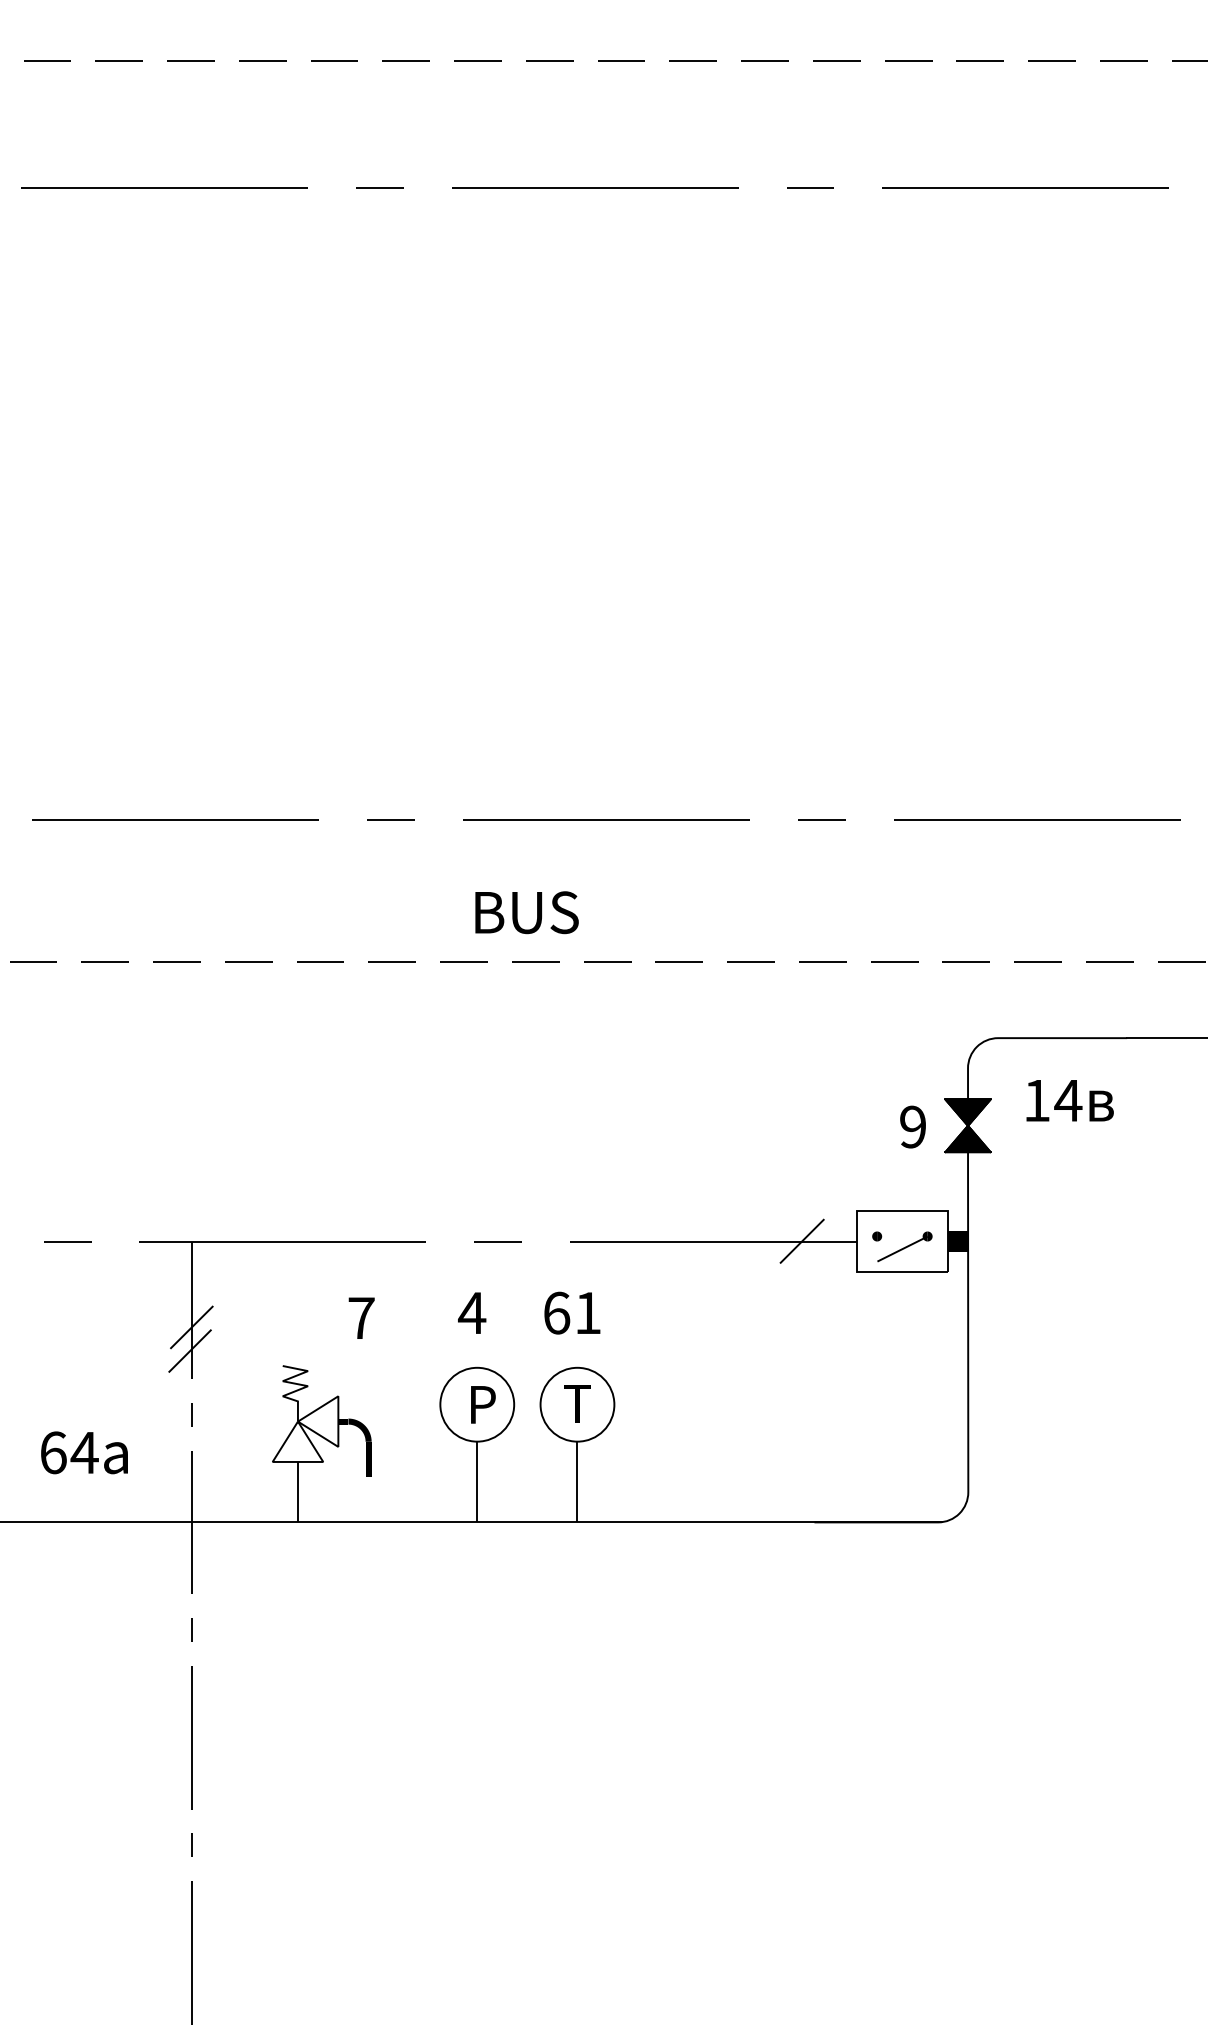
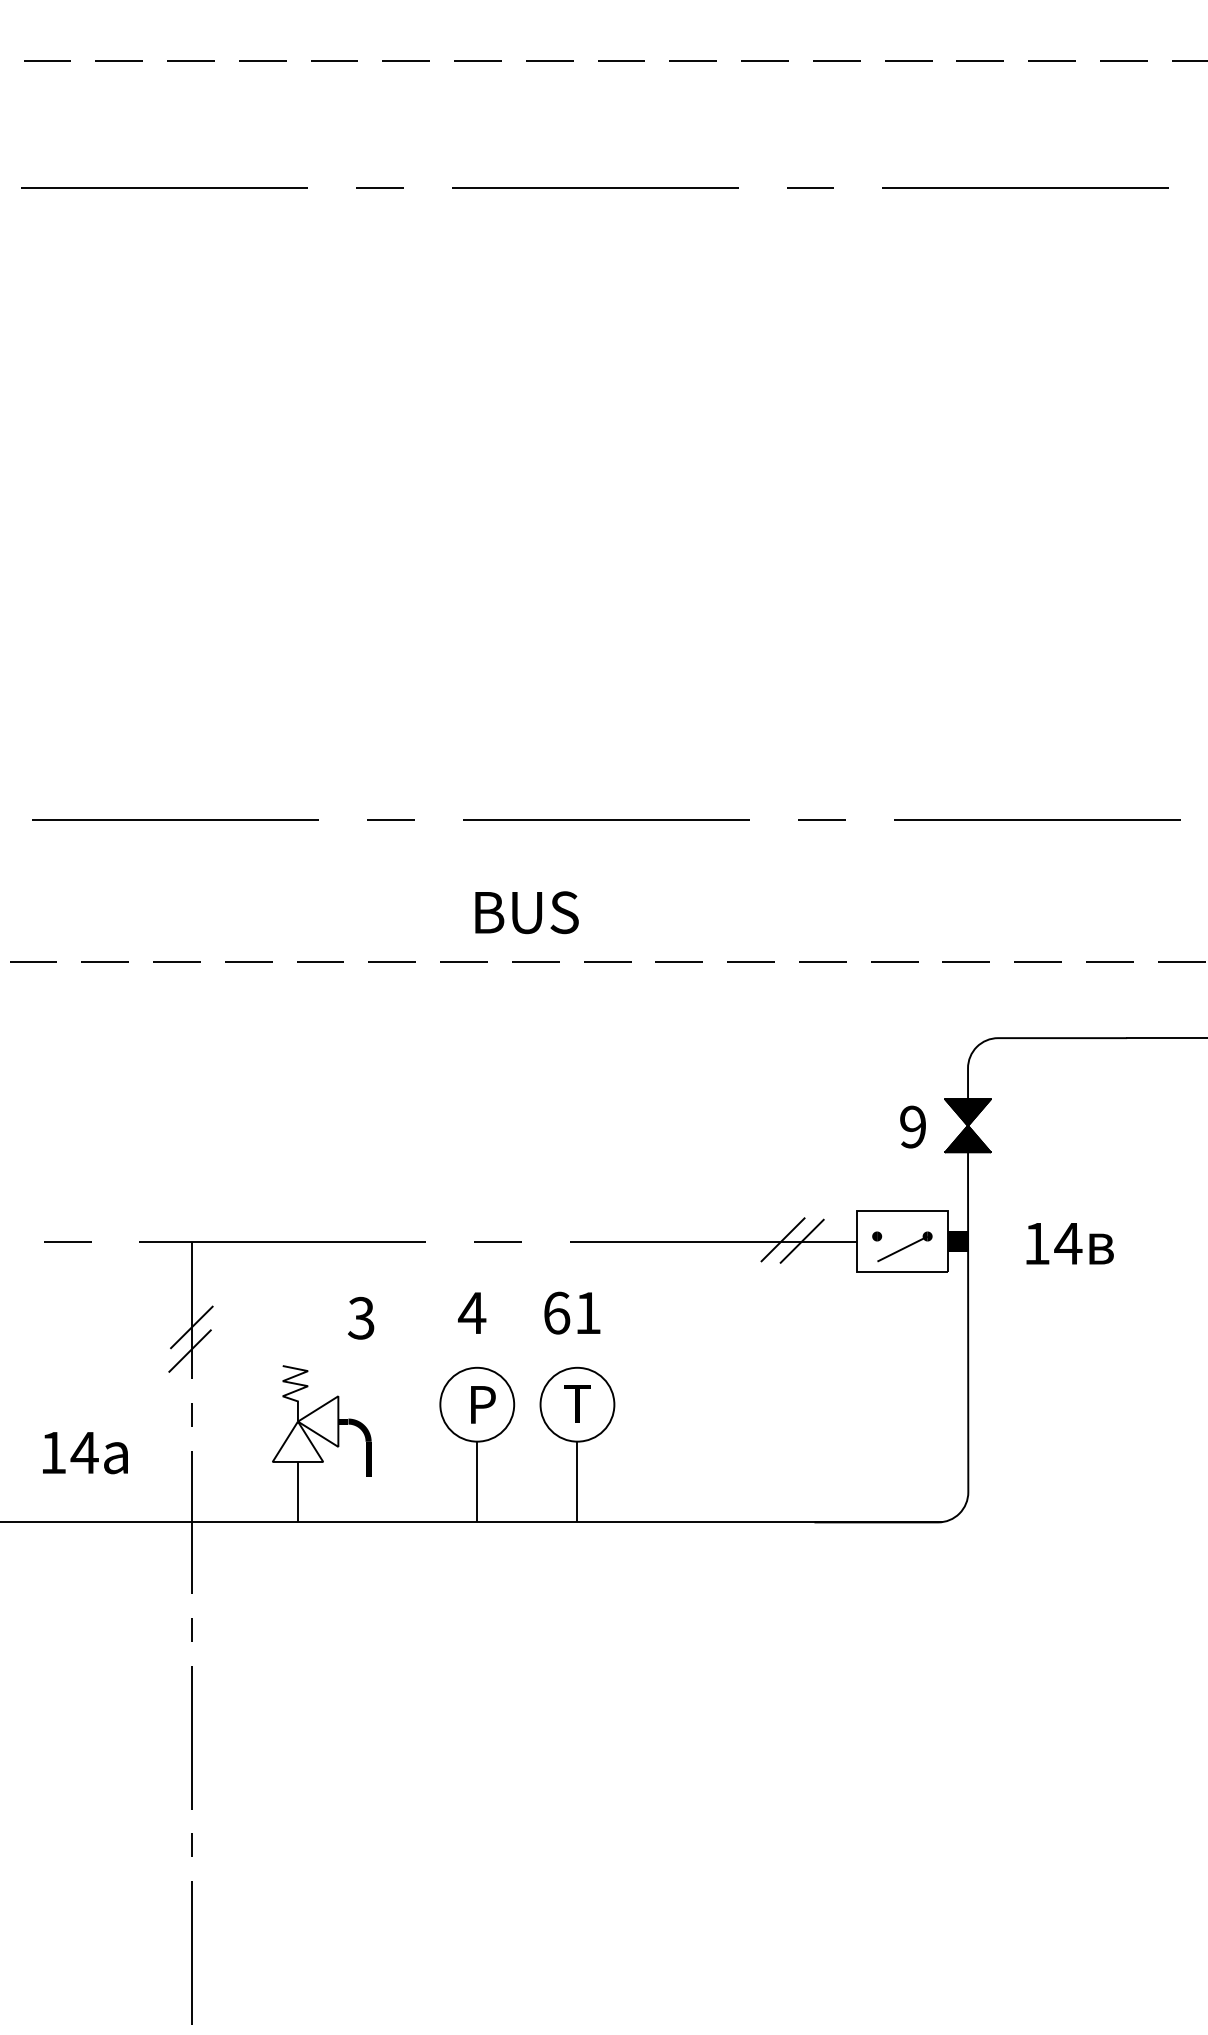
text position: (1069, 1100) -> (1069, 1243) (1069, 1243)
line: none -> present (782, 1239)
text: 7 -> 3 (361, 1317)
text: 64 -> 14 (53, 1452)
